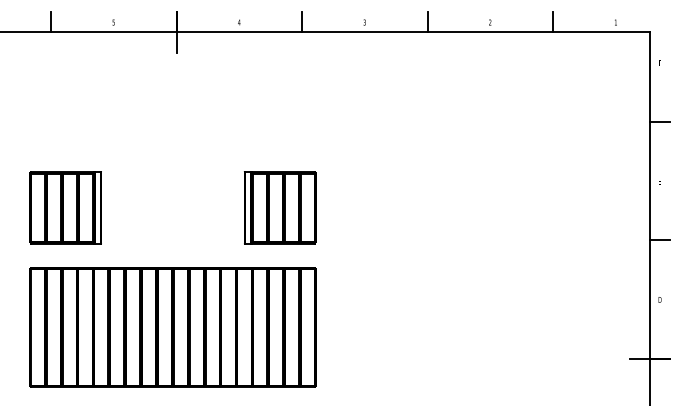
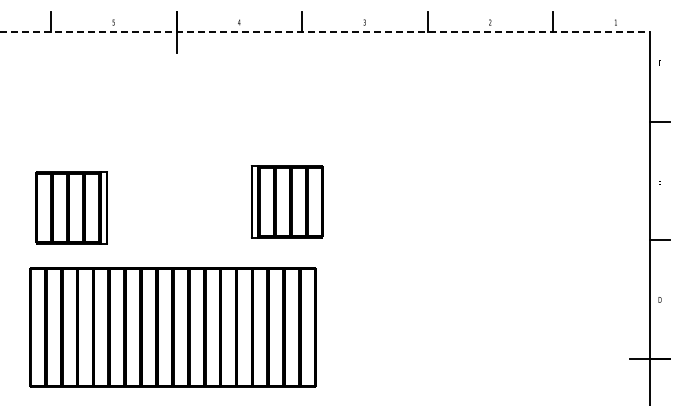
line: solid -> dashed (325, 32)
part position: (65, 207) -> (71, 207) (71, 207)
part position: (280, 207) -> (287, 201) (287, 201)
